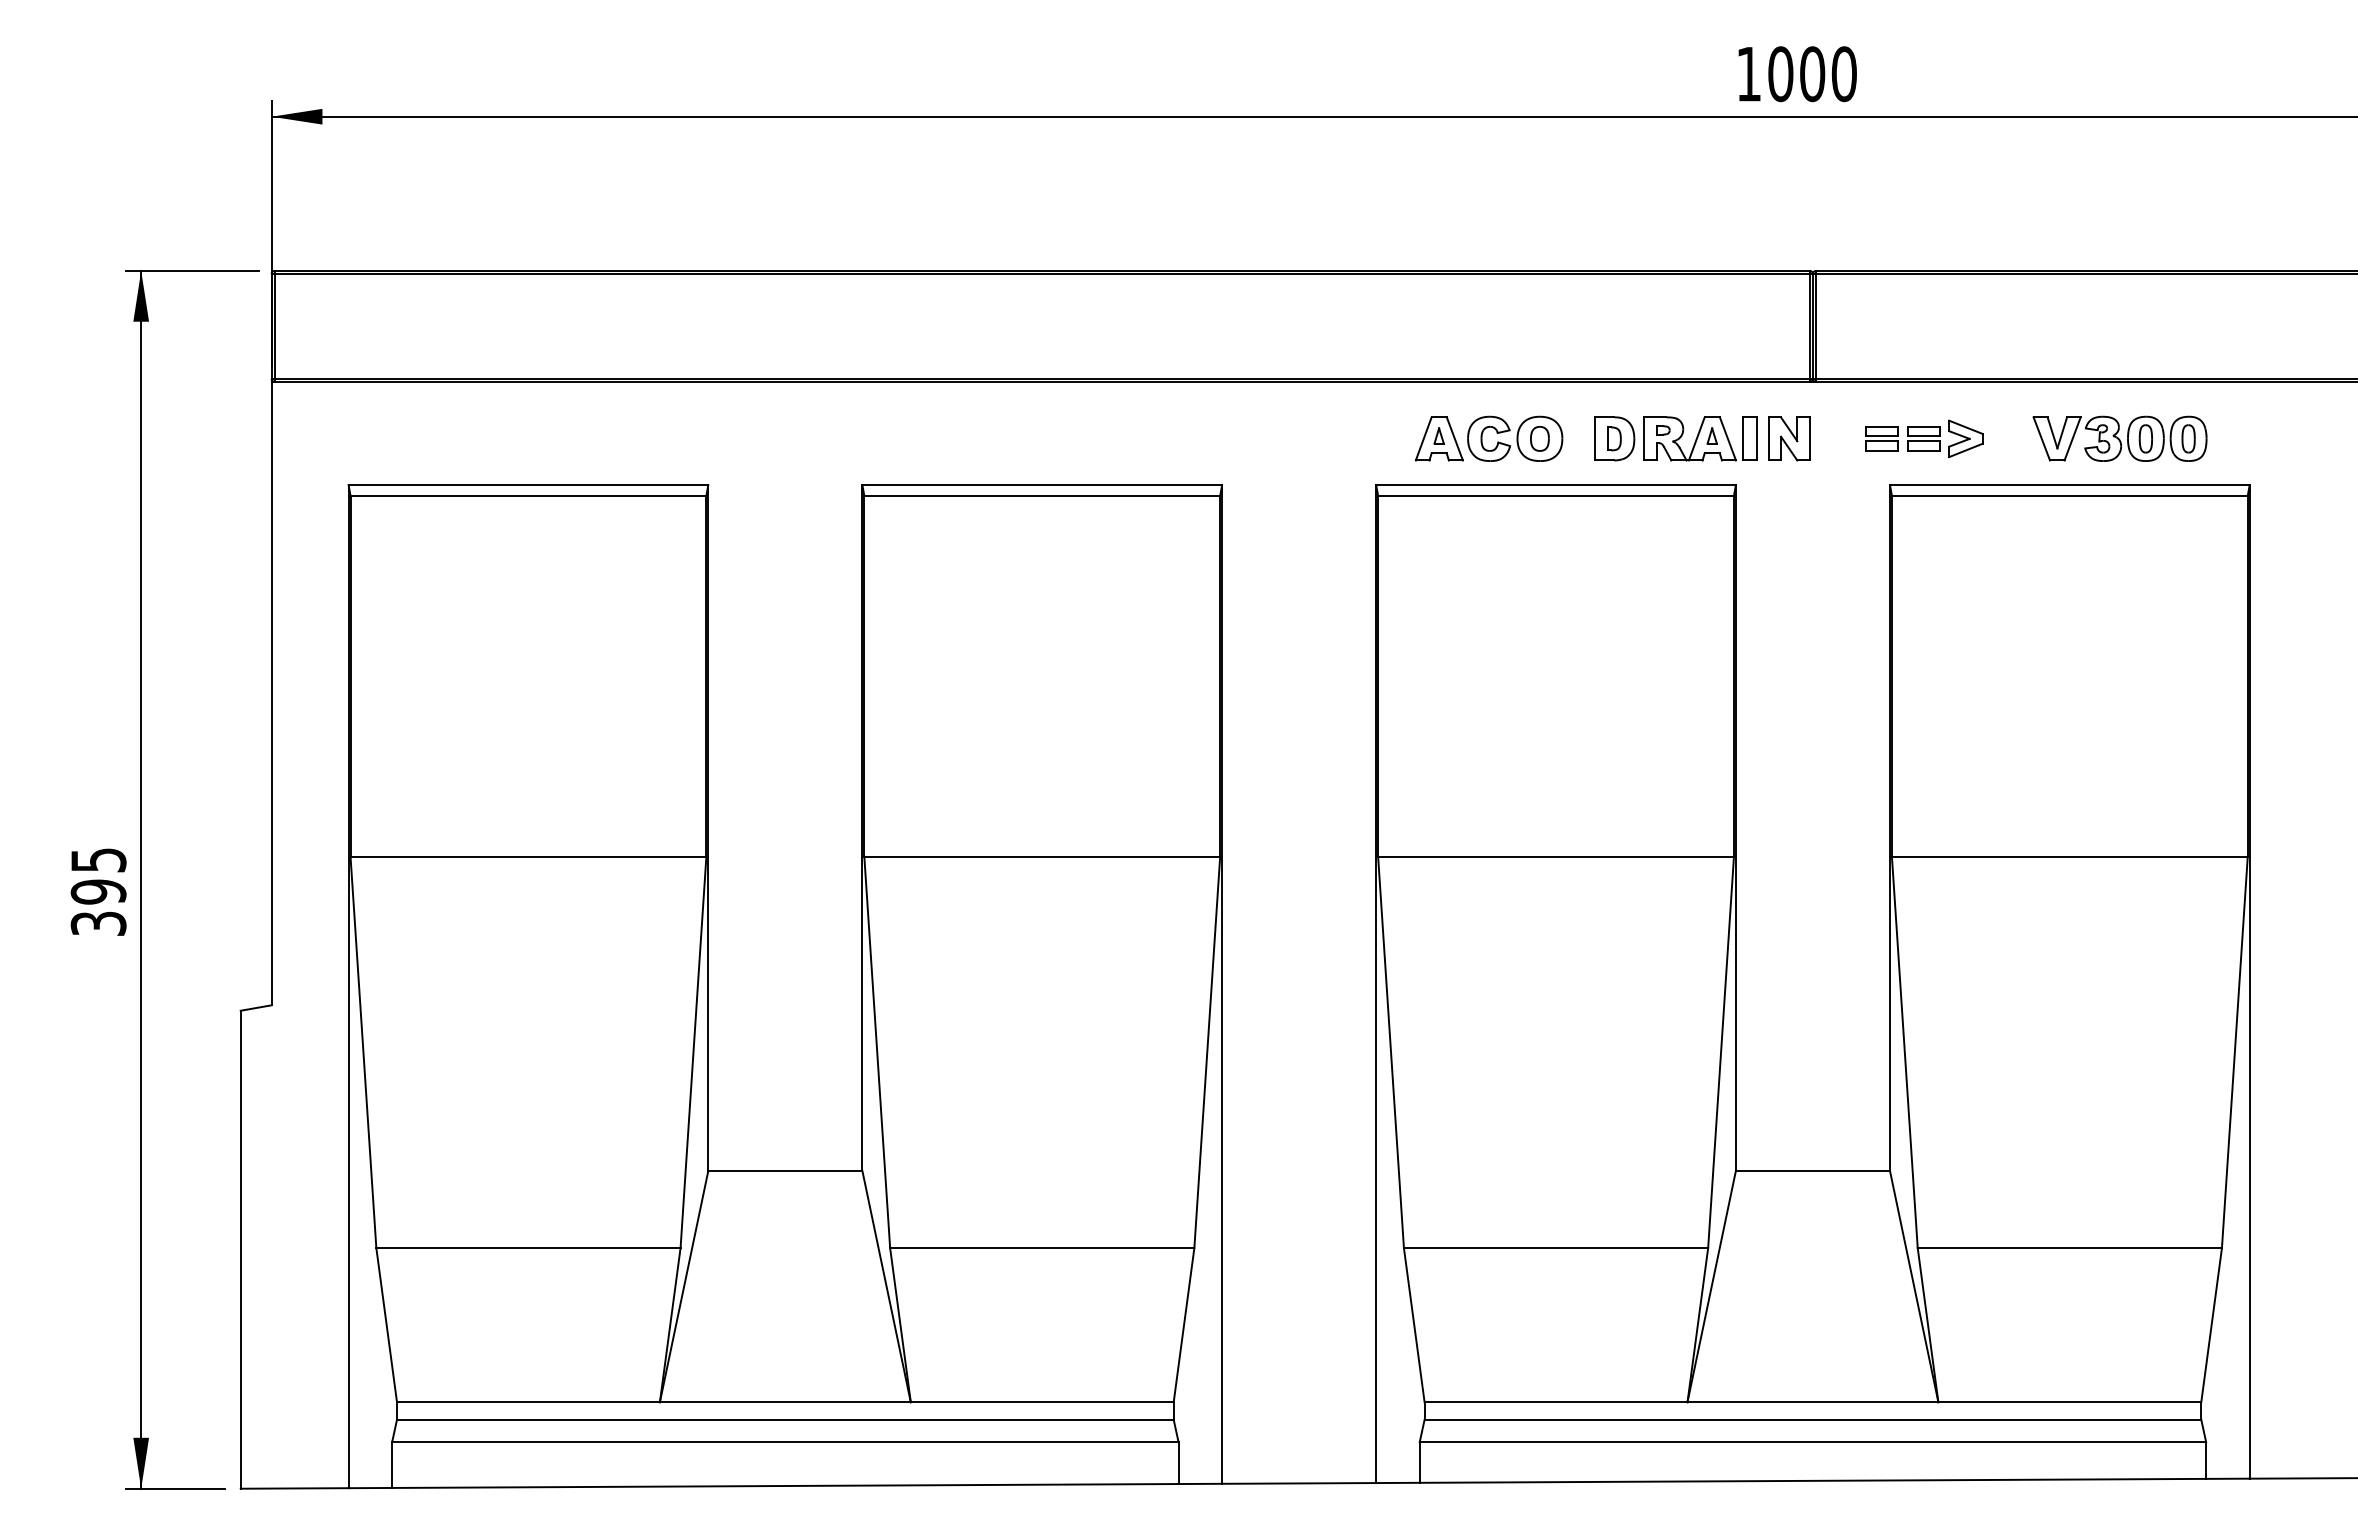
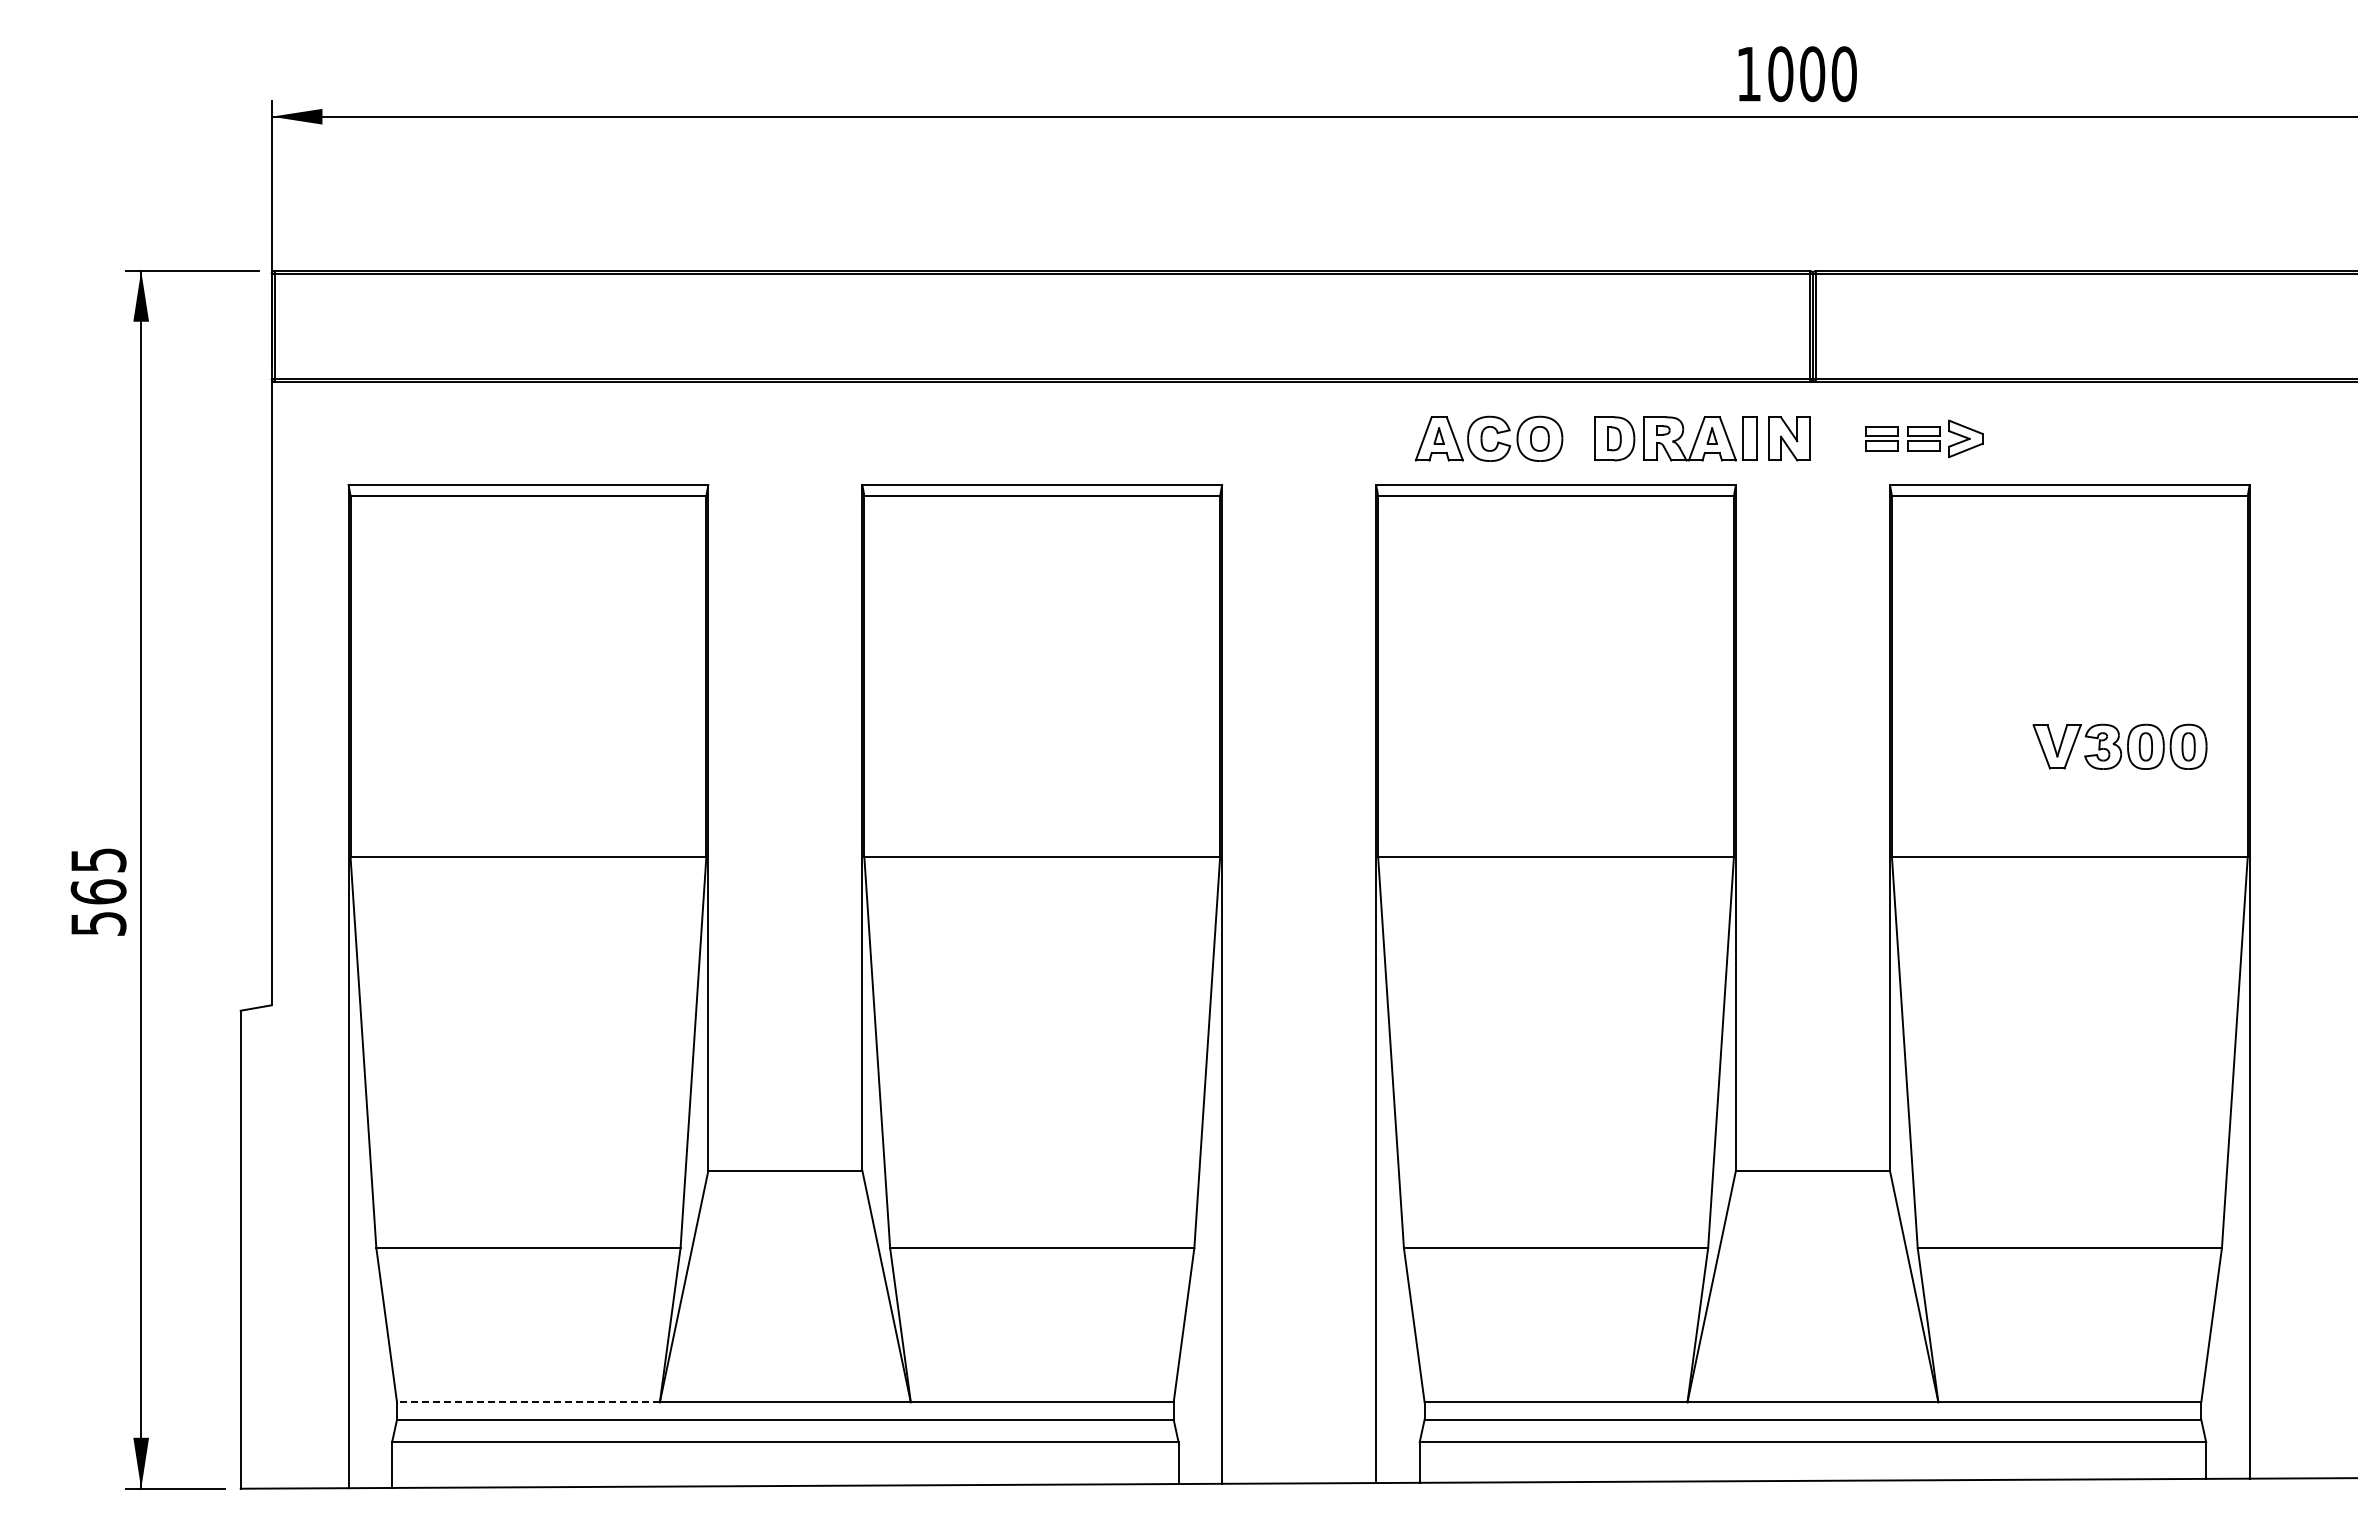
part position: (2119, 438) -> (2119, 746) (2119, 746)
text: 395 -> 565 (98, 907)
line: solid -> dashed (527, 1402)
